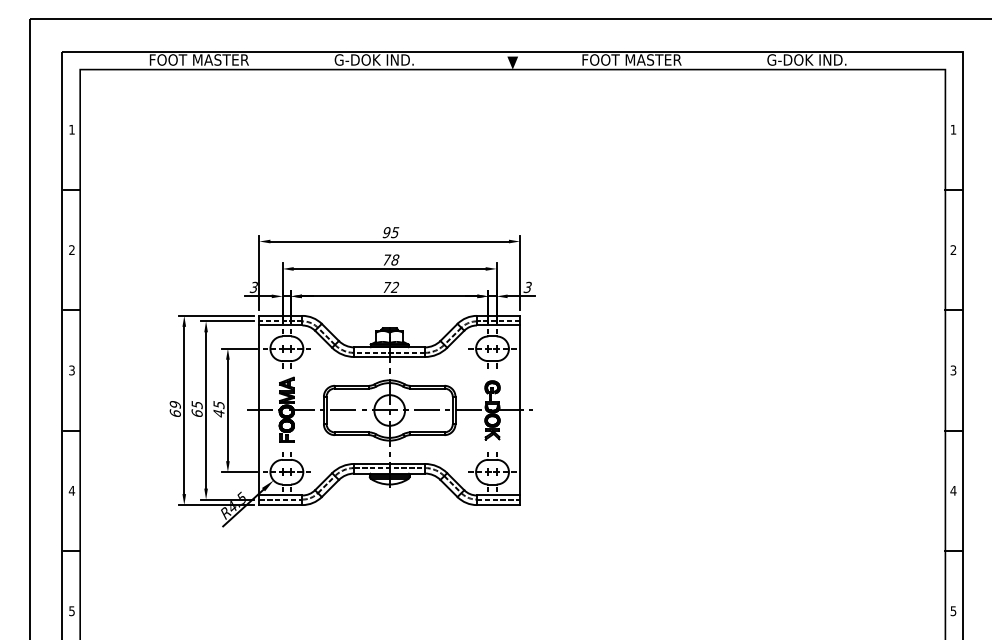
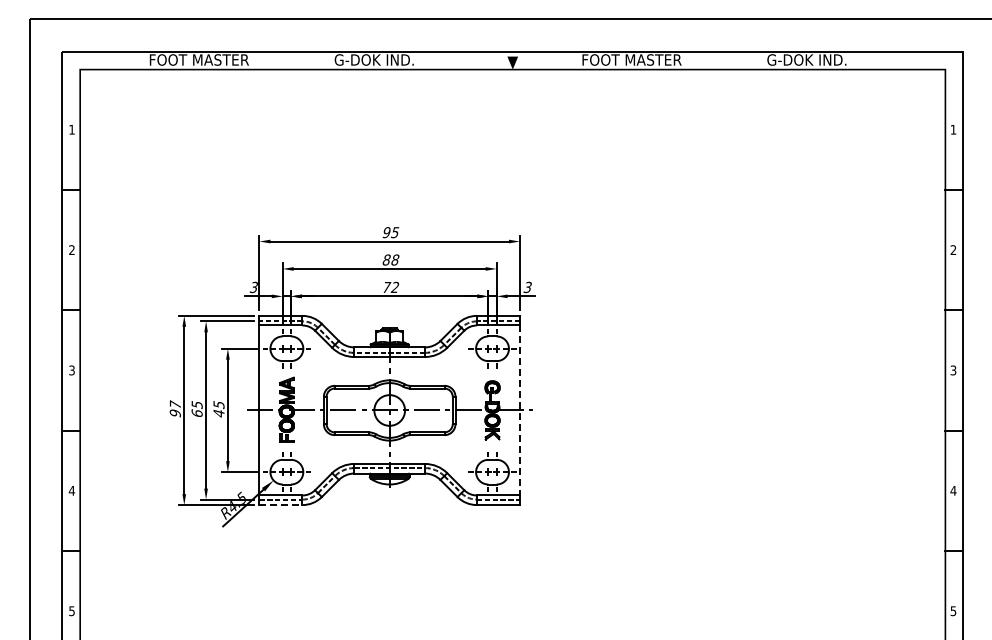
text: 78 -> 88 (386, 259)
text: 69 -> 97 (174, 408)
line: solid -> dashed (519, 410)
line: solid -> dashed (280, 505)
